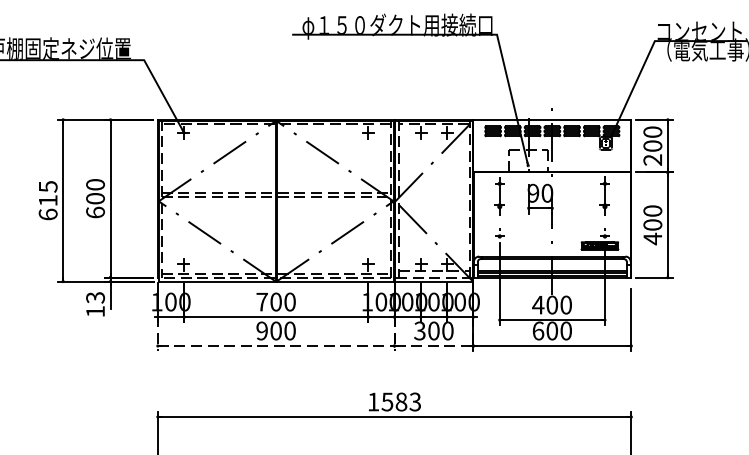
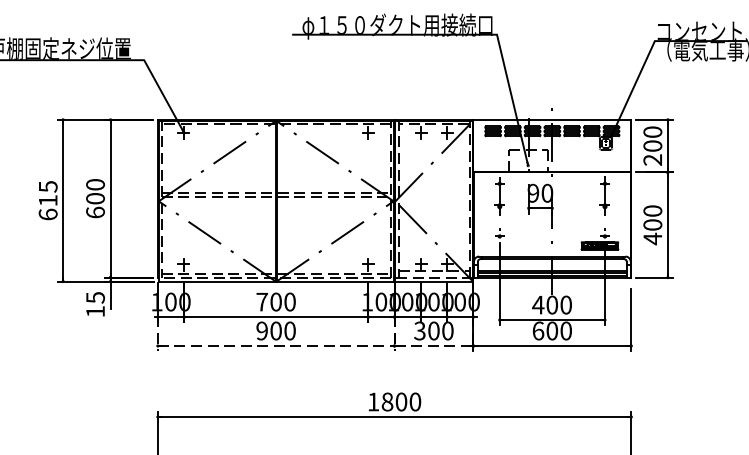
text: 13 -> 15 (95, 297)
text: 1583 -> 1800 (401, 401)
